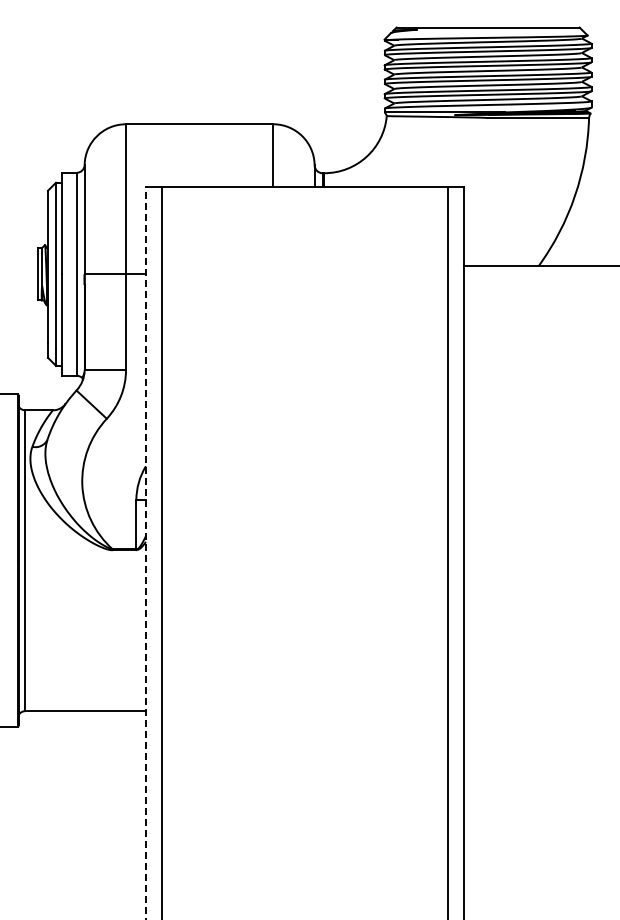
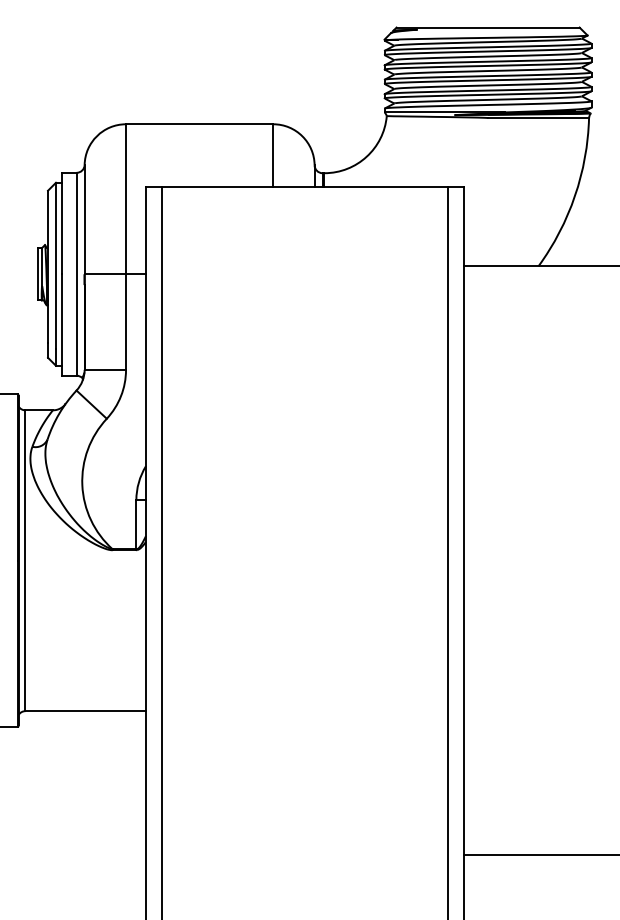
line: dashed -> solid (145, 553)
line: none -> present (540, 855)
